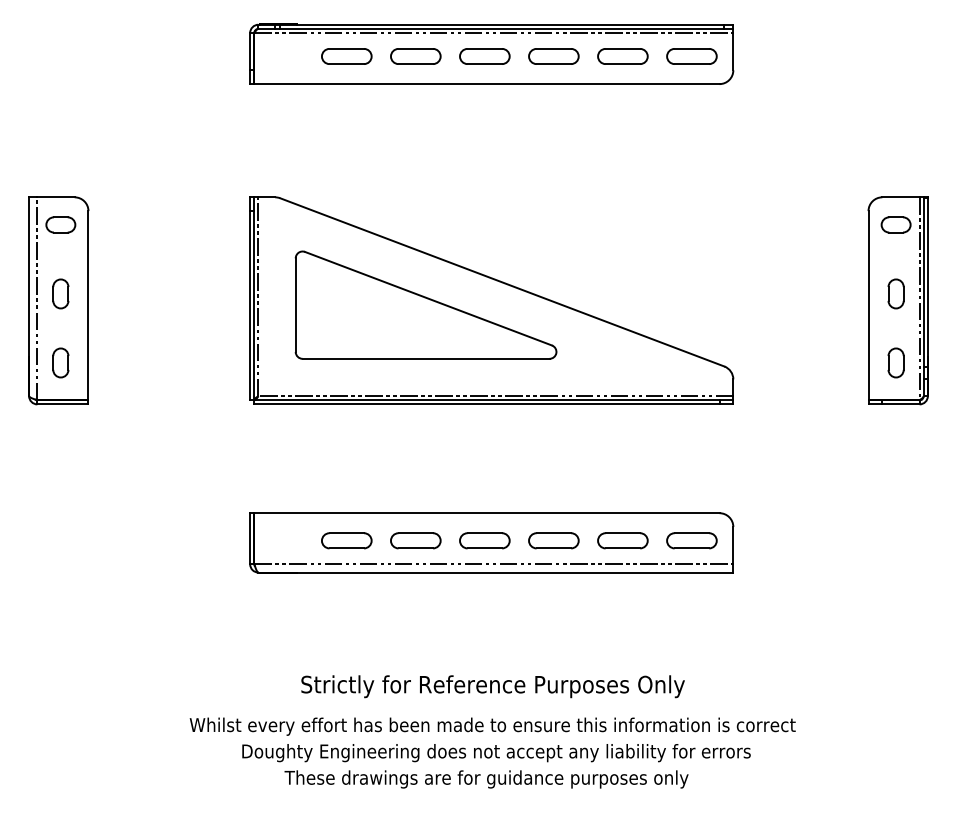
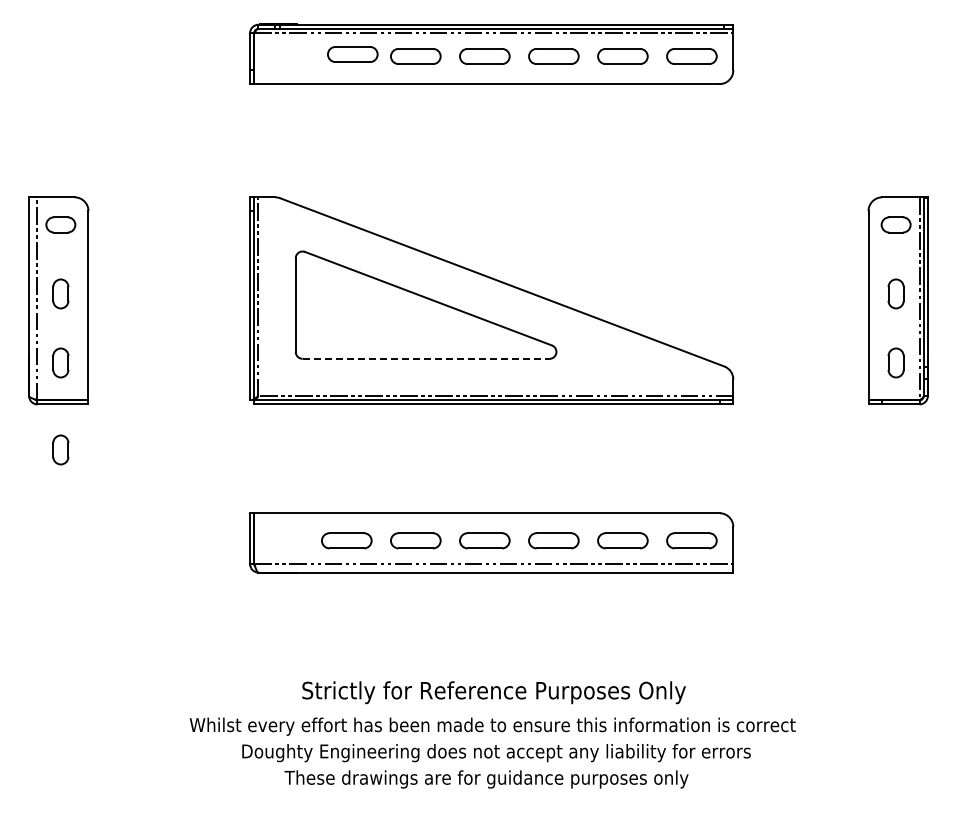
part position: (346, 56) -> (352, 54) (352, 54)
line: solid -> dashed (426, 358)
part: none -> present (60, 449)
text position: (492, 686) -> (493, 692) (493, 692)
